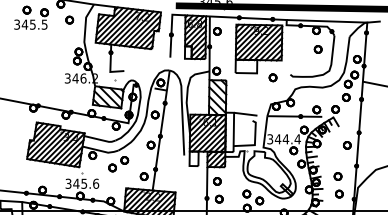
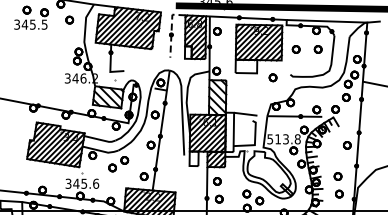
line: solid -> dashed (171, 28)
part: none -> present (295, 49)
text: 344.4 -> 513.8 (283, 139)
